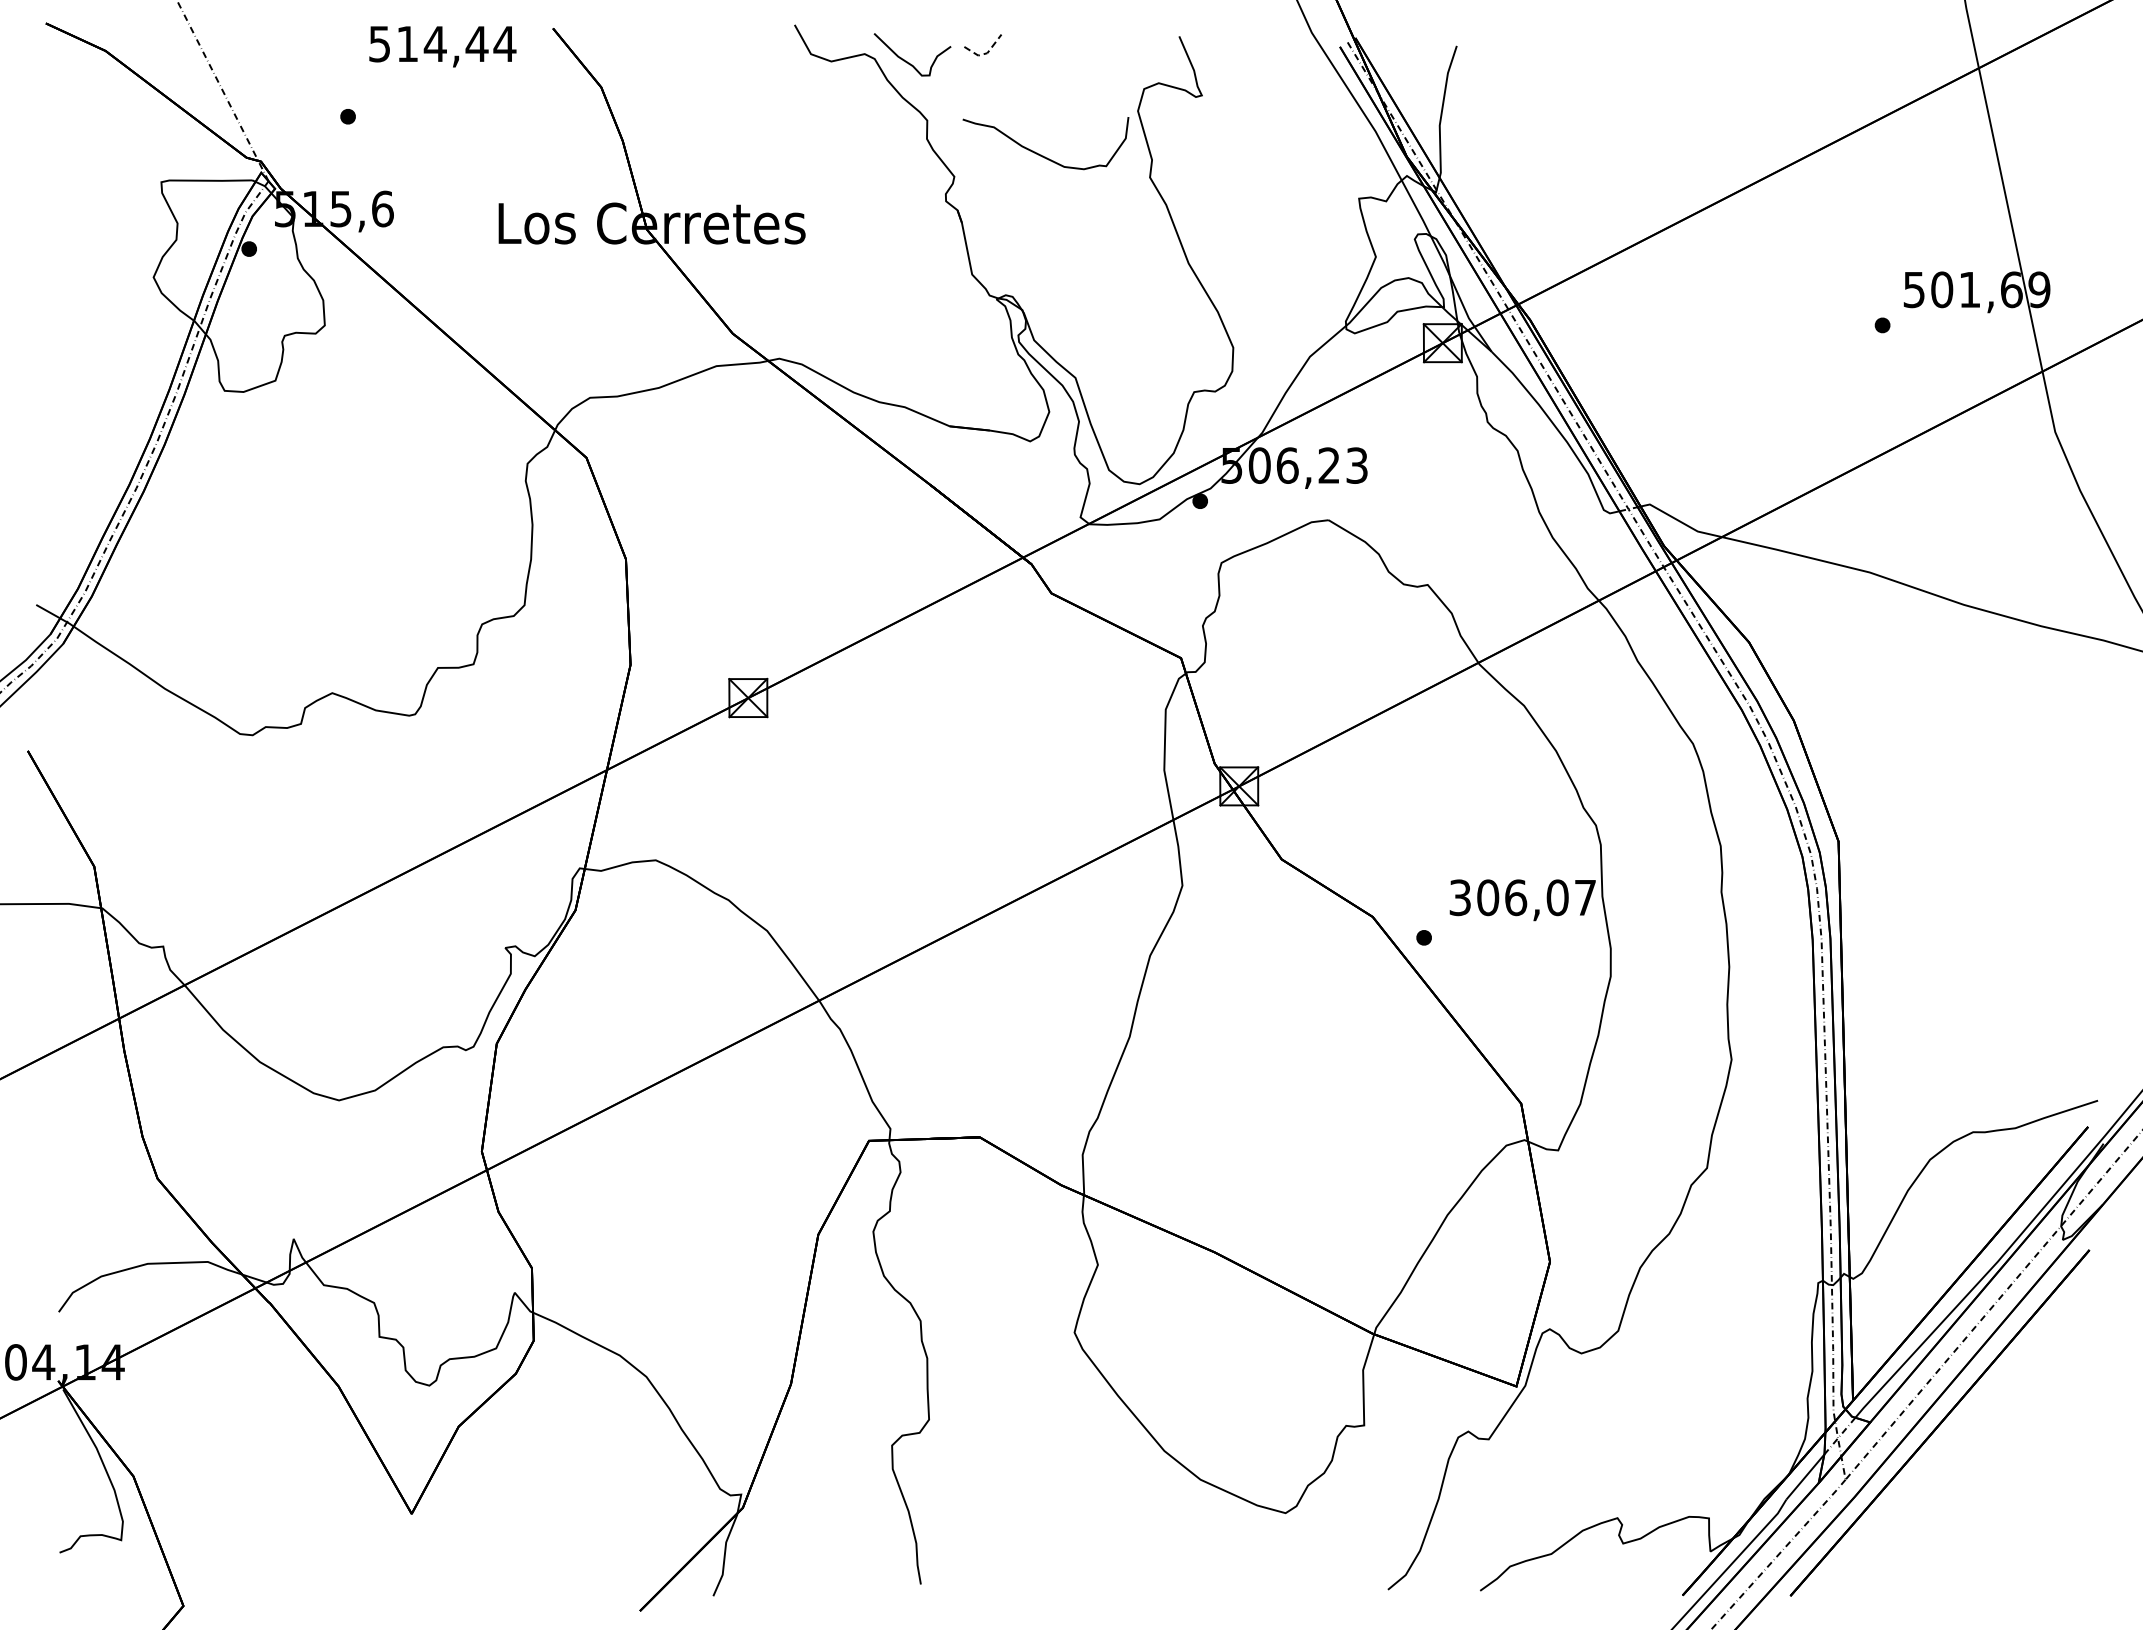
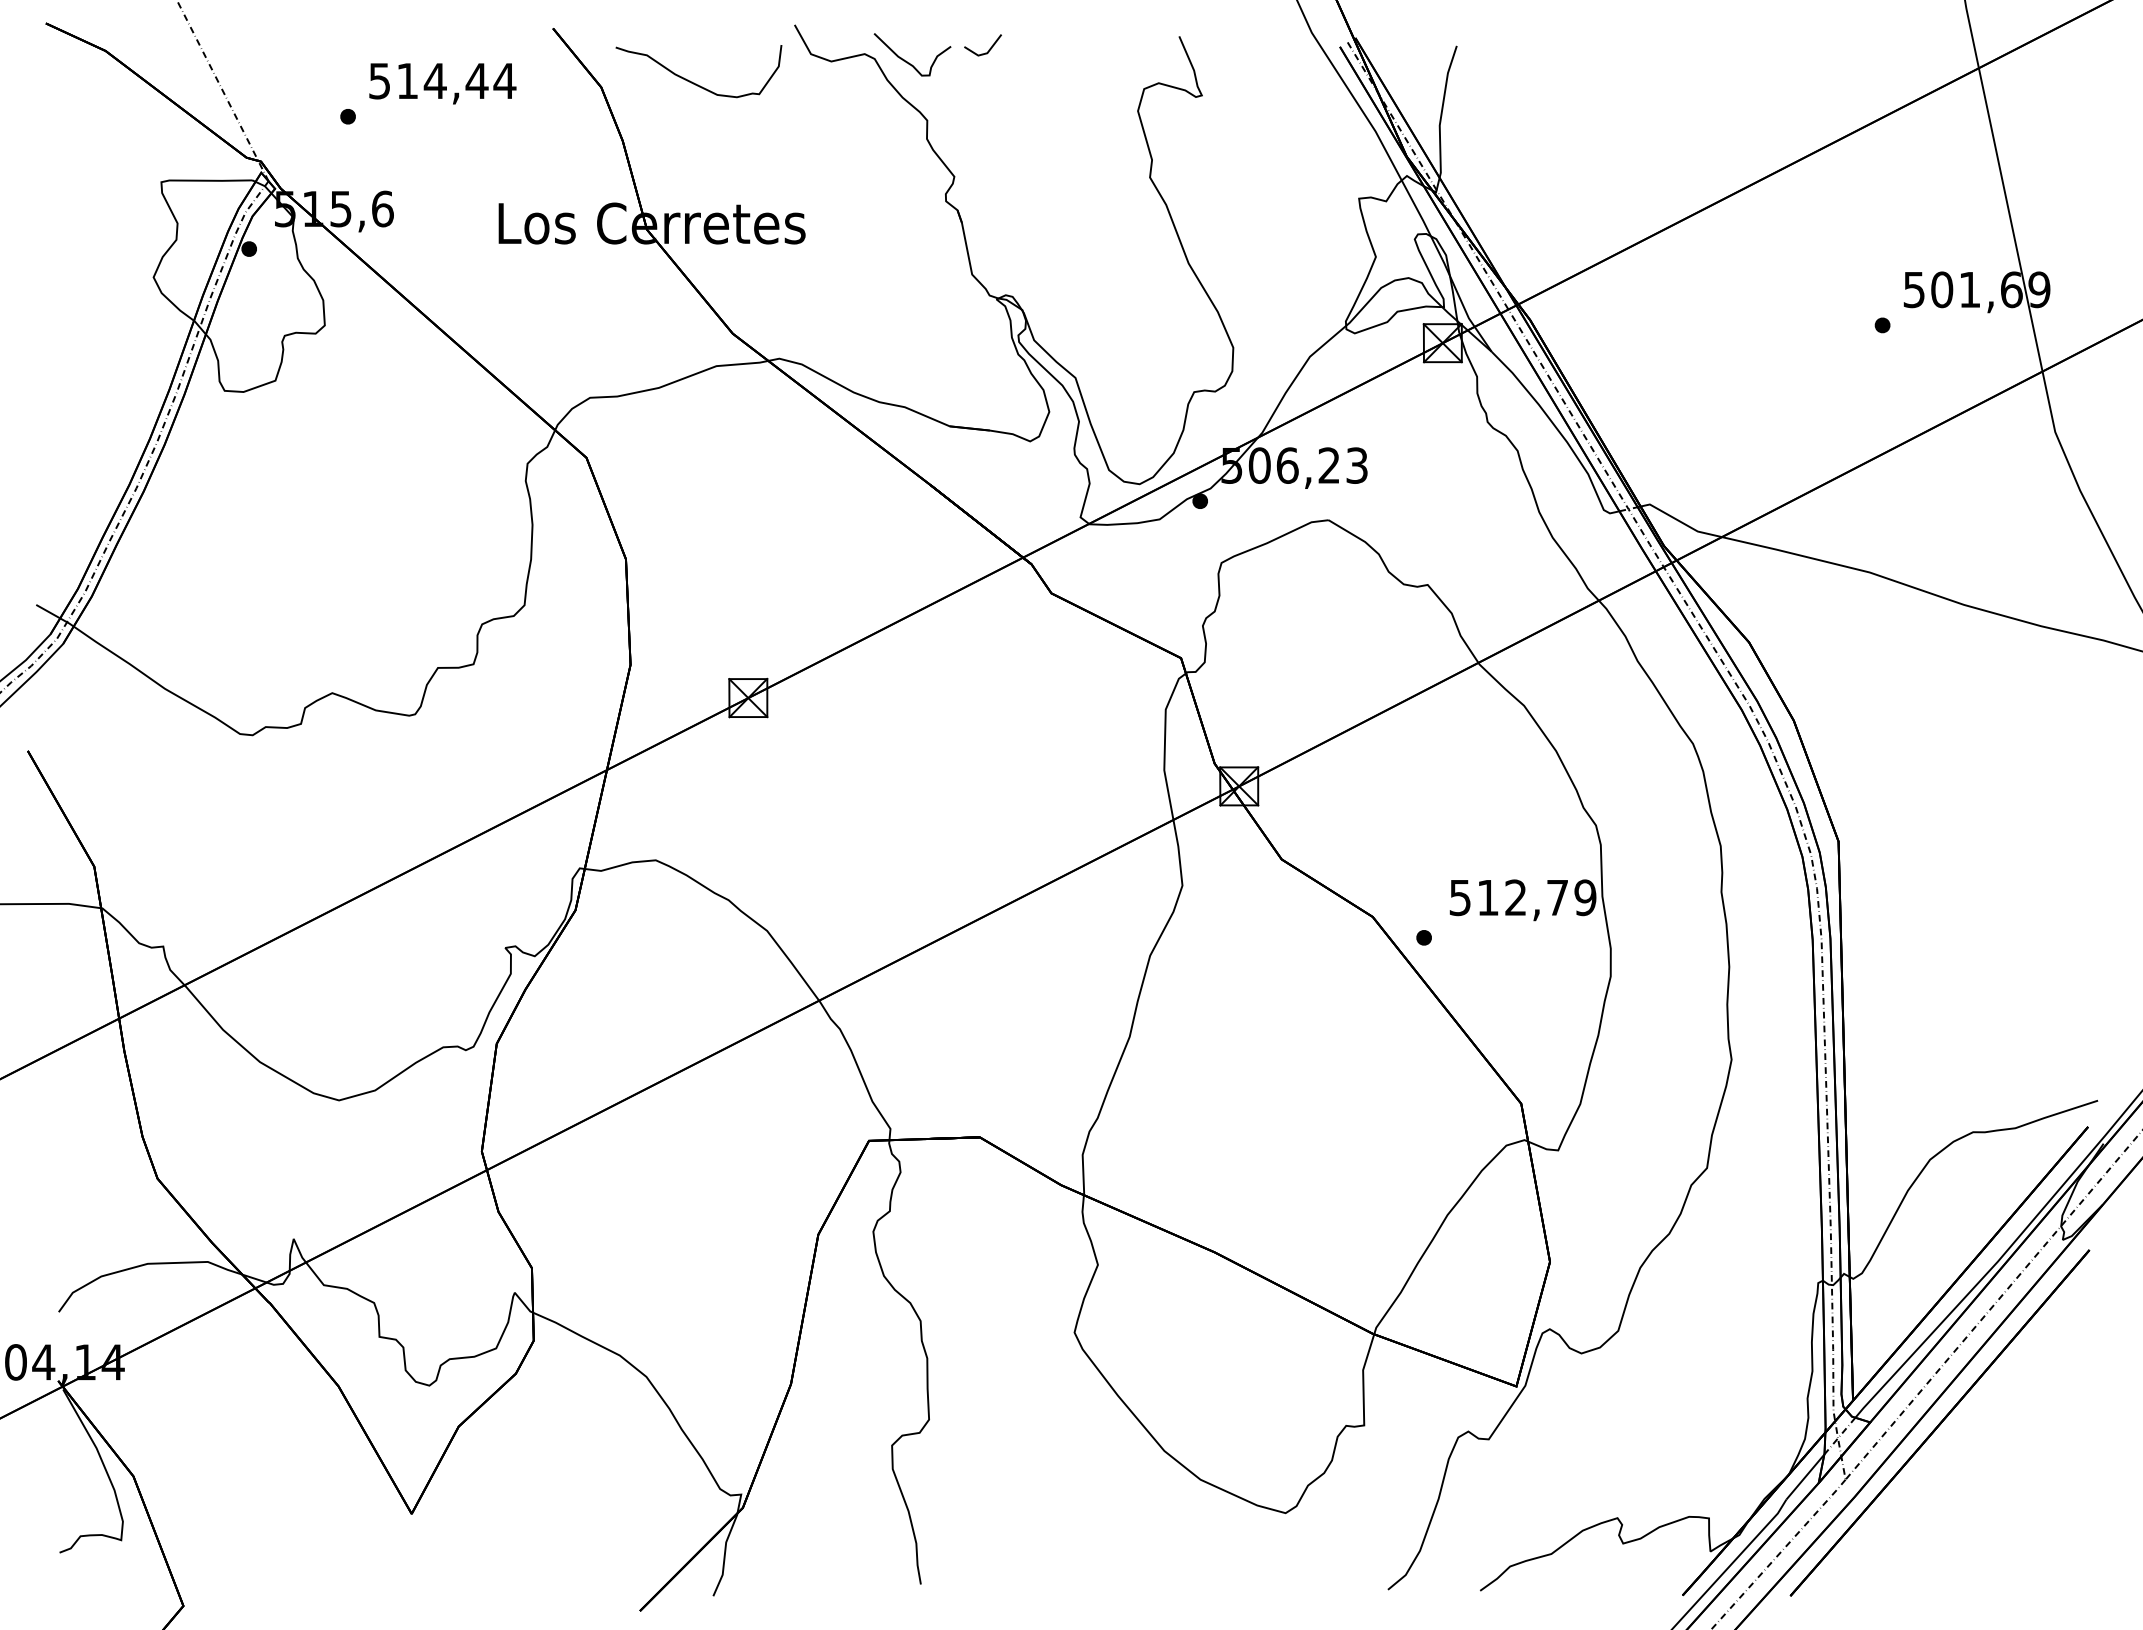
text position: (442, 46) -> (442, 83) (442, 83)
line: dashed -> solid (986, 53)
curve position: (1039, 153) -> (692, 81) (692, 81)
text: 306,07 -> 512,79 (1523, 897)
